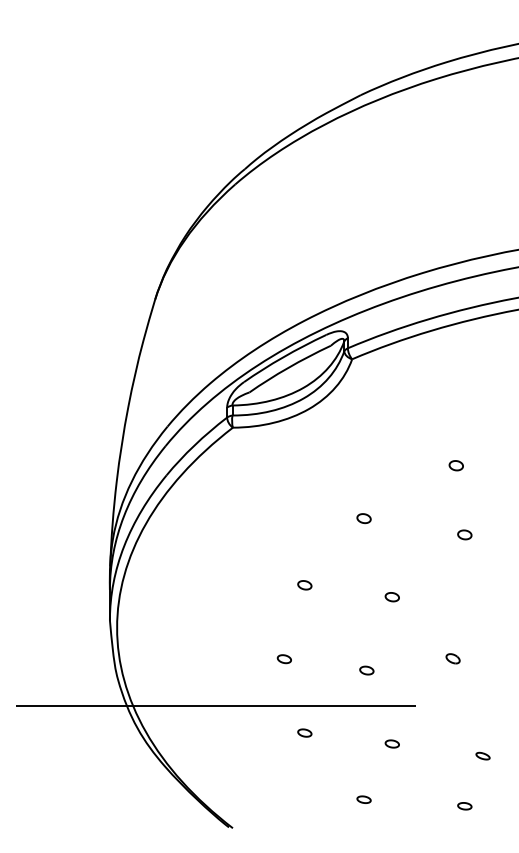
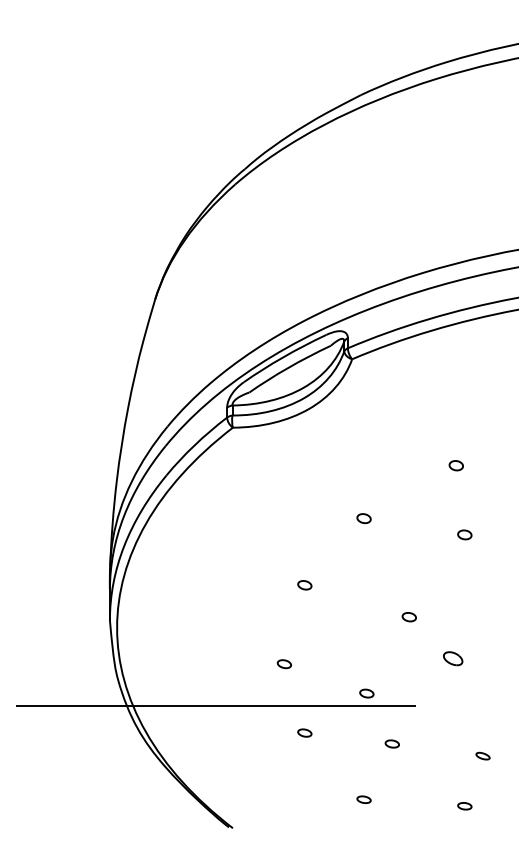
part position: (391, 597) -> (408, 617) (408, 617)
part size: 16x12 px -> 21x16 px (453, 658)
part position: (283, 659) -> (283, 664) (283, 664)
part position: (366, 670) -> (366, 693) (366, 693)
